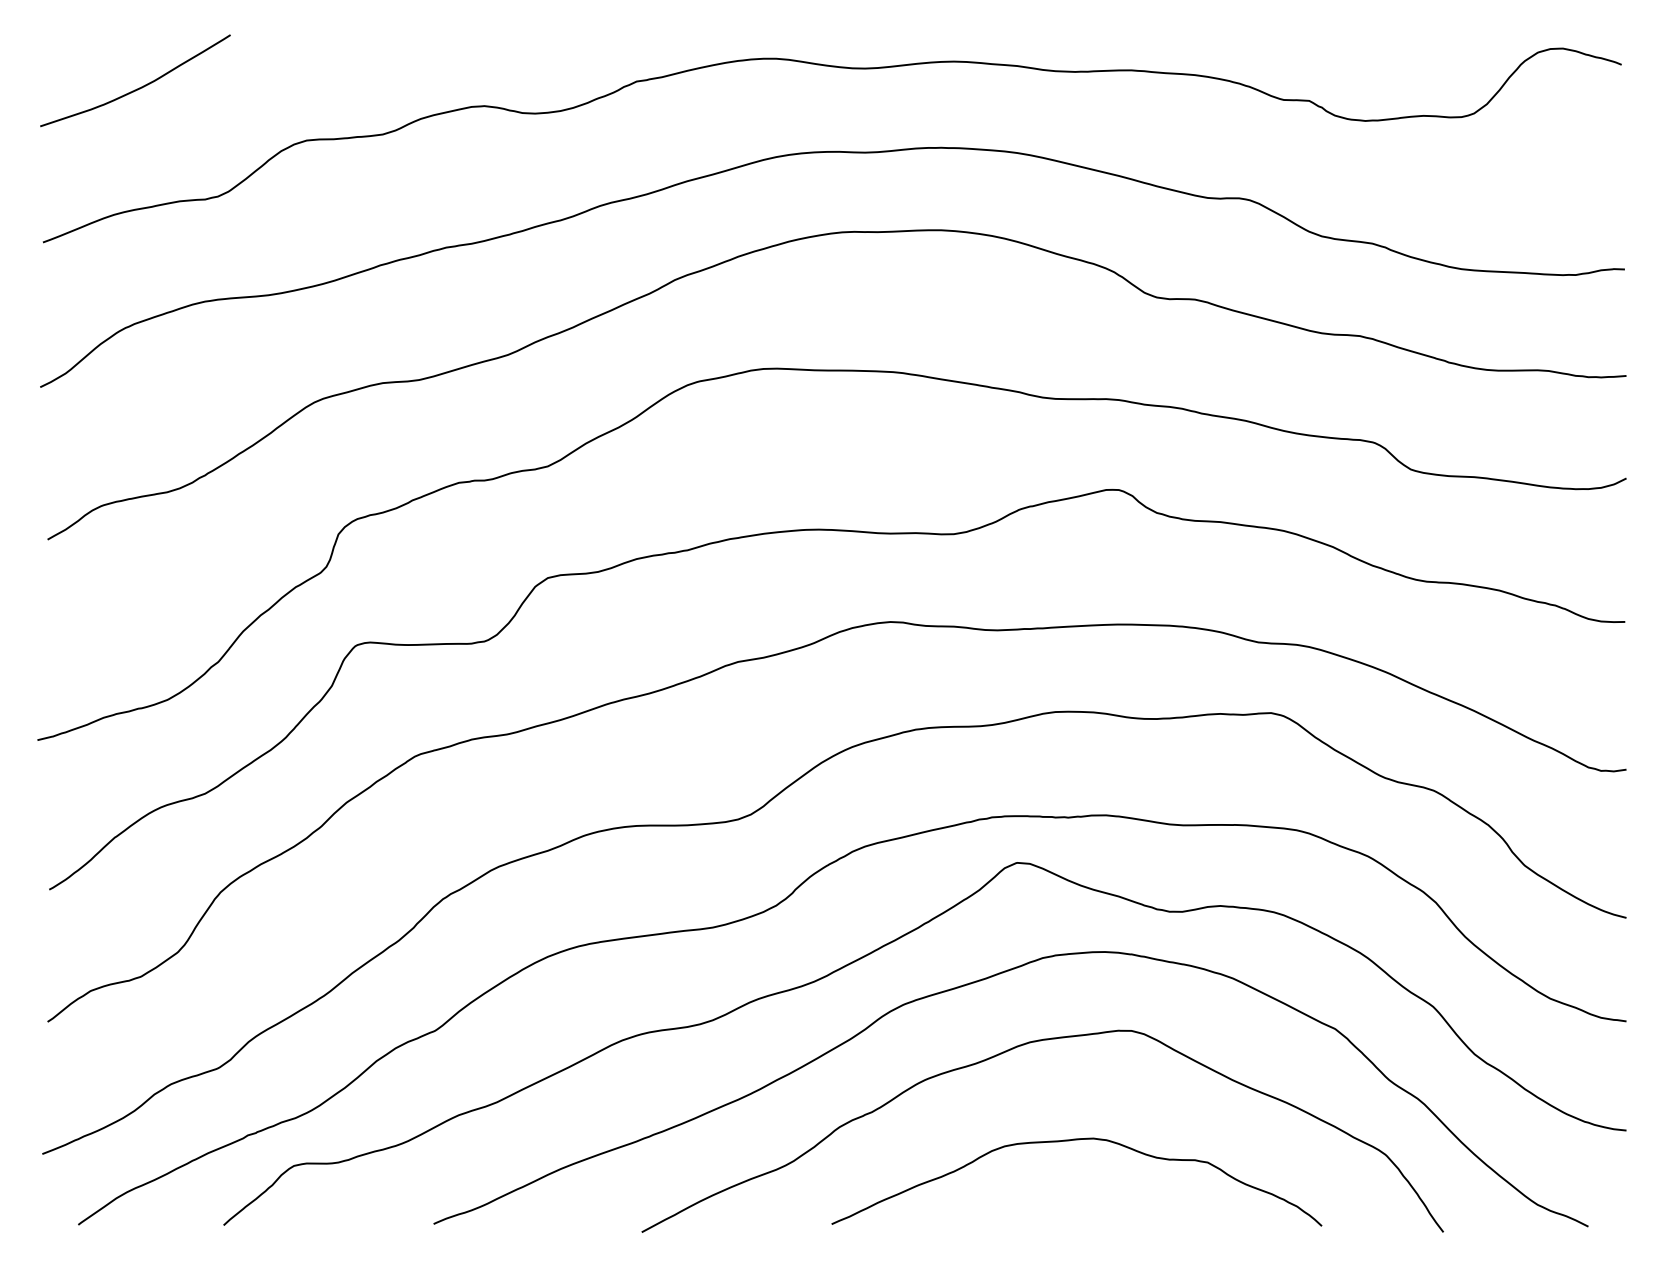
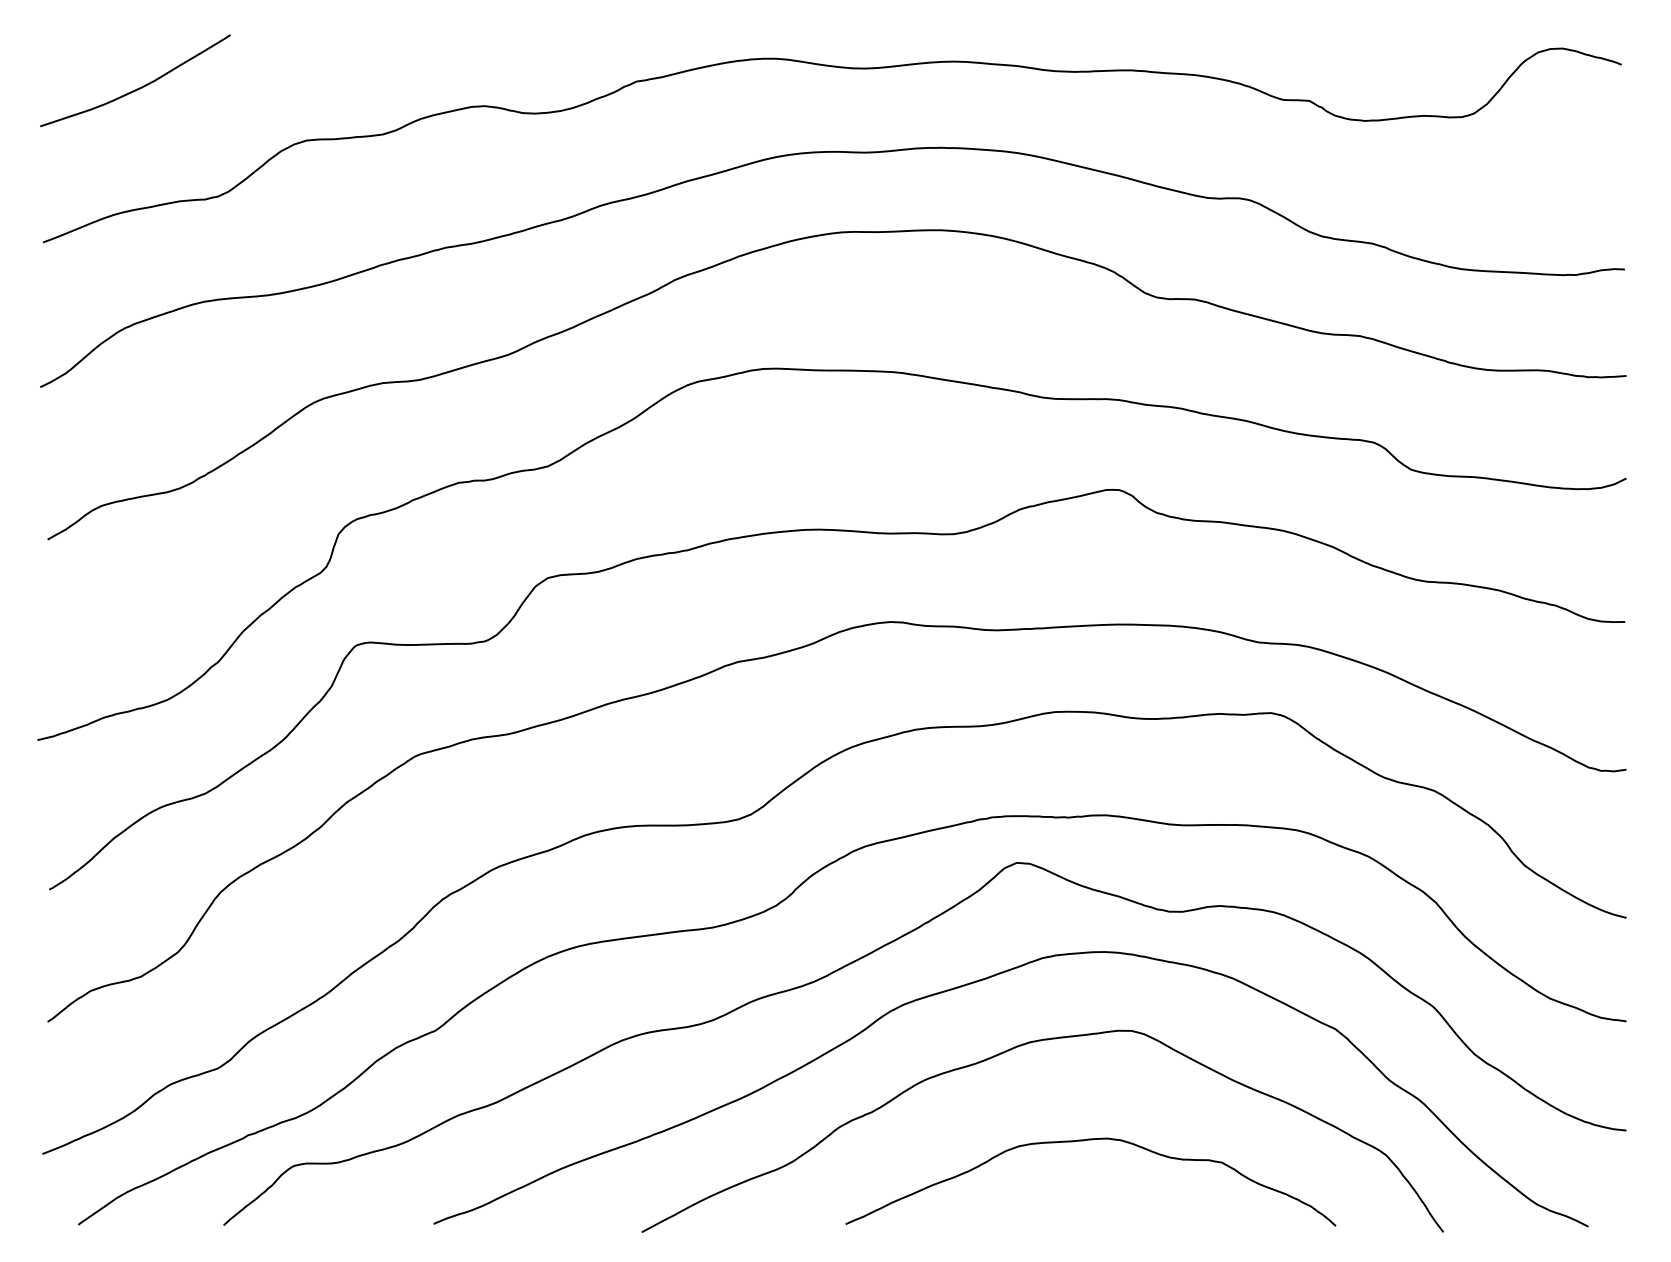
curve position: (1069, 1141) -> (1083, 1141) (1083, 1141)
